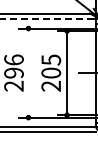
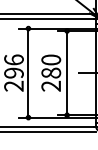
line: dashed -> solid (47, 18)
text: 205 -> 280 (51, 66)
line: none -> present (28, 73)
